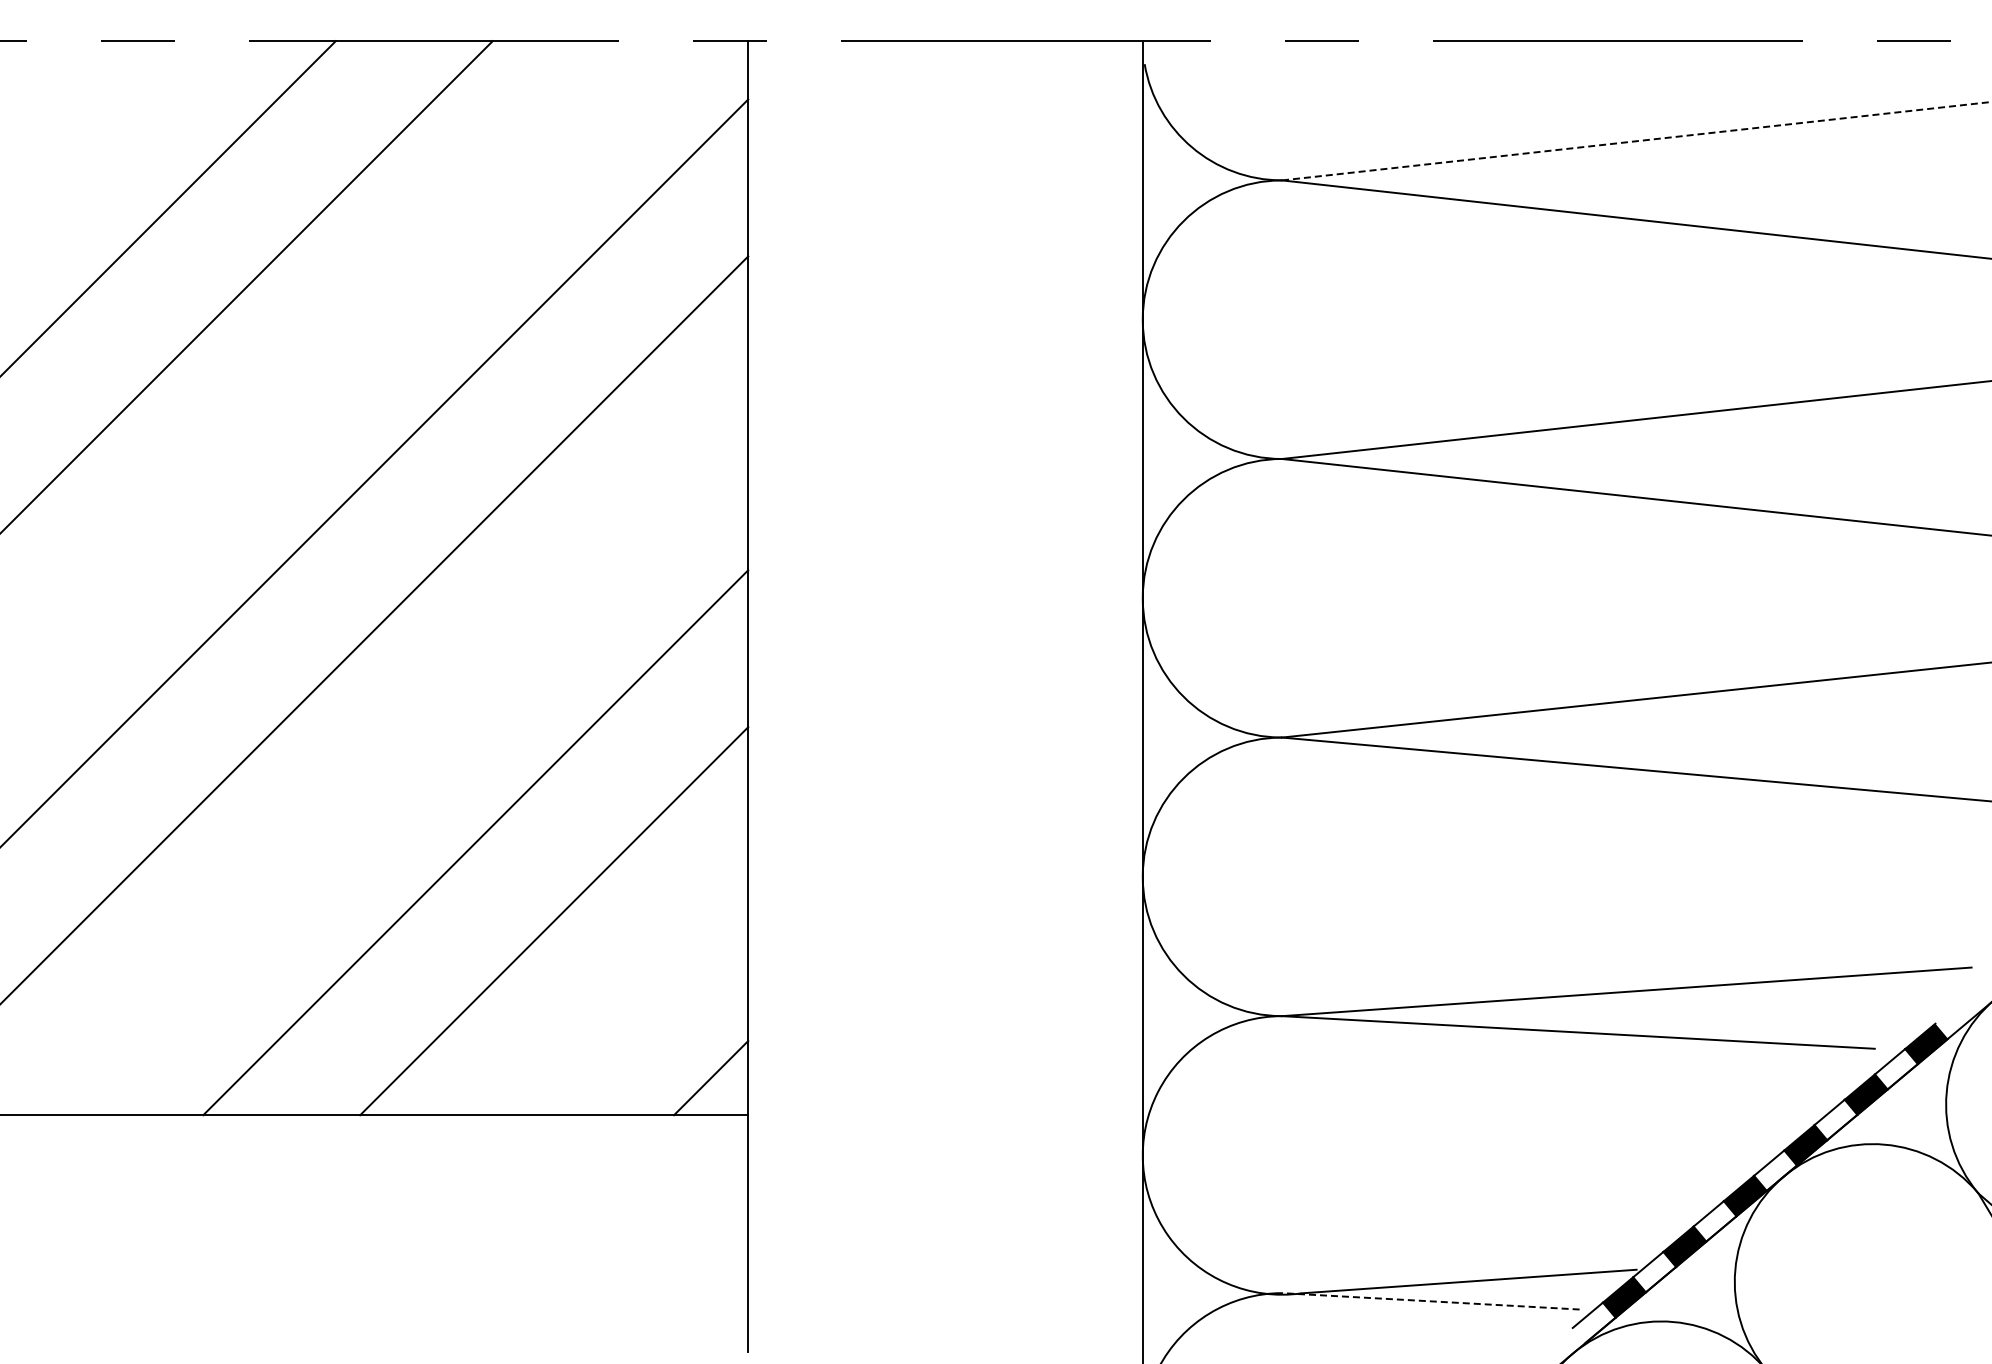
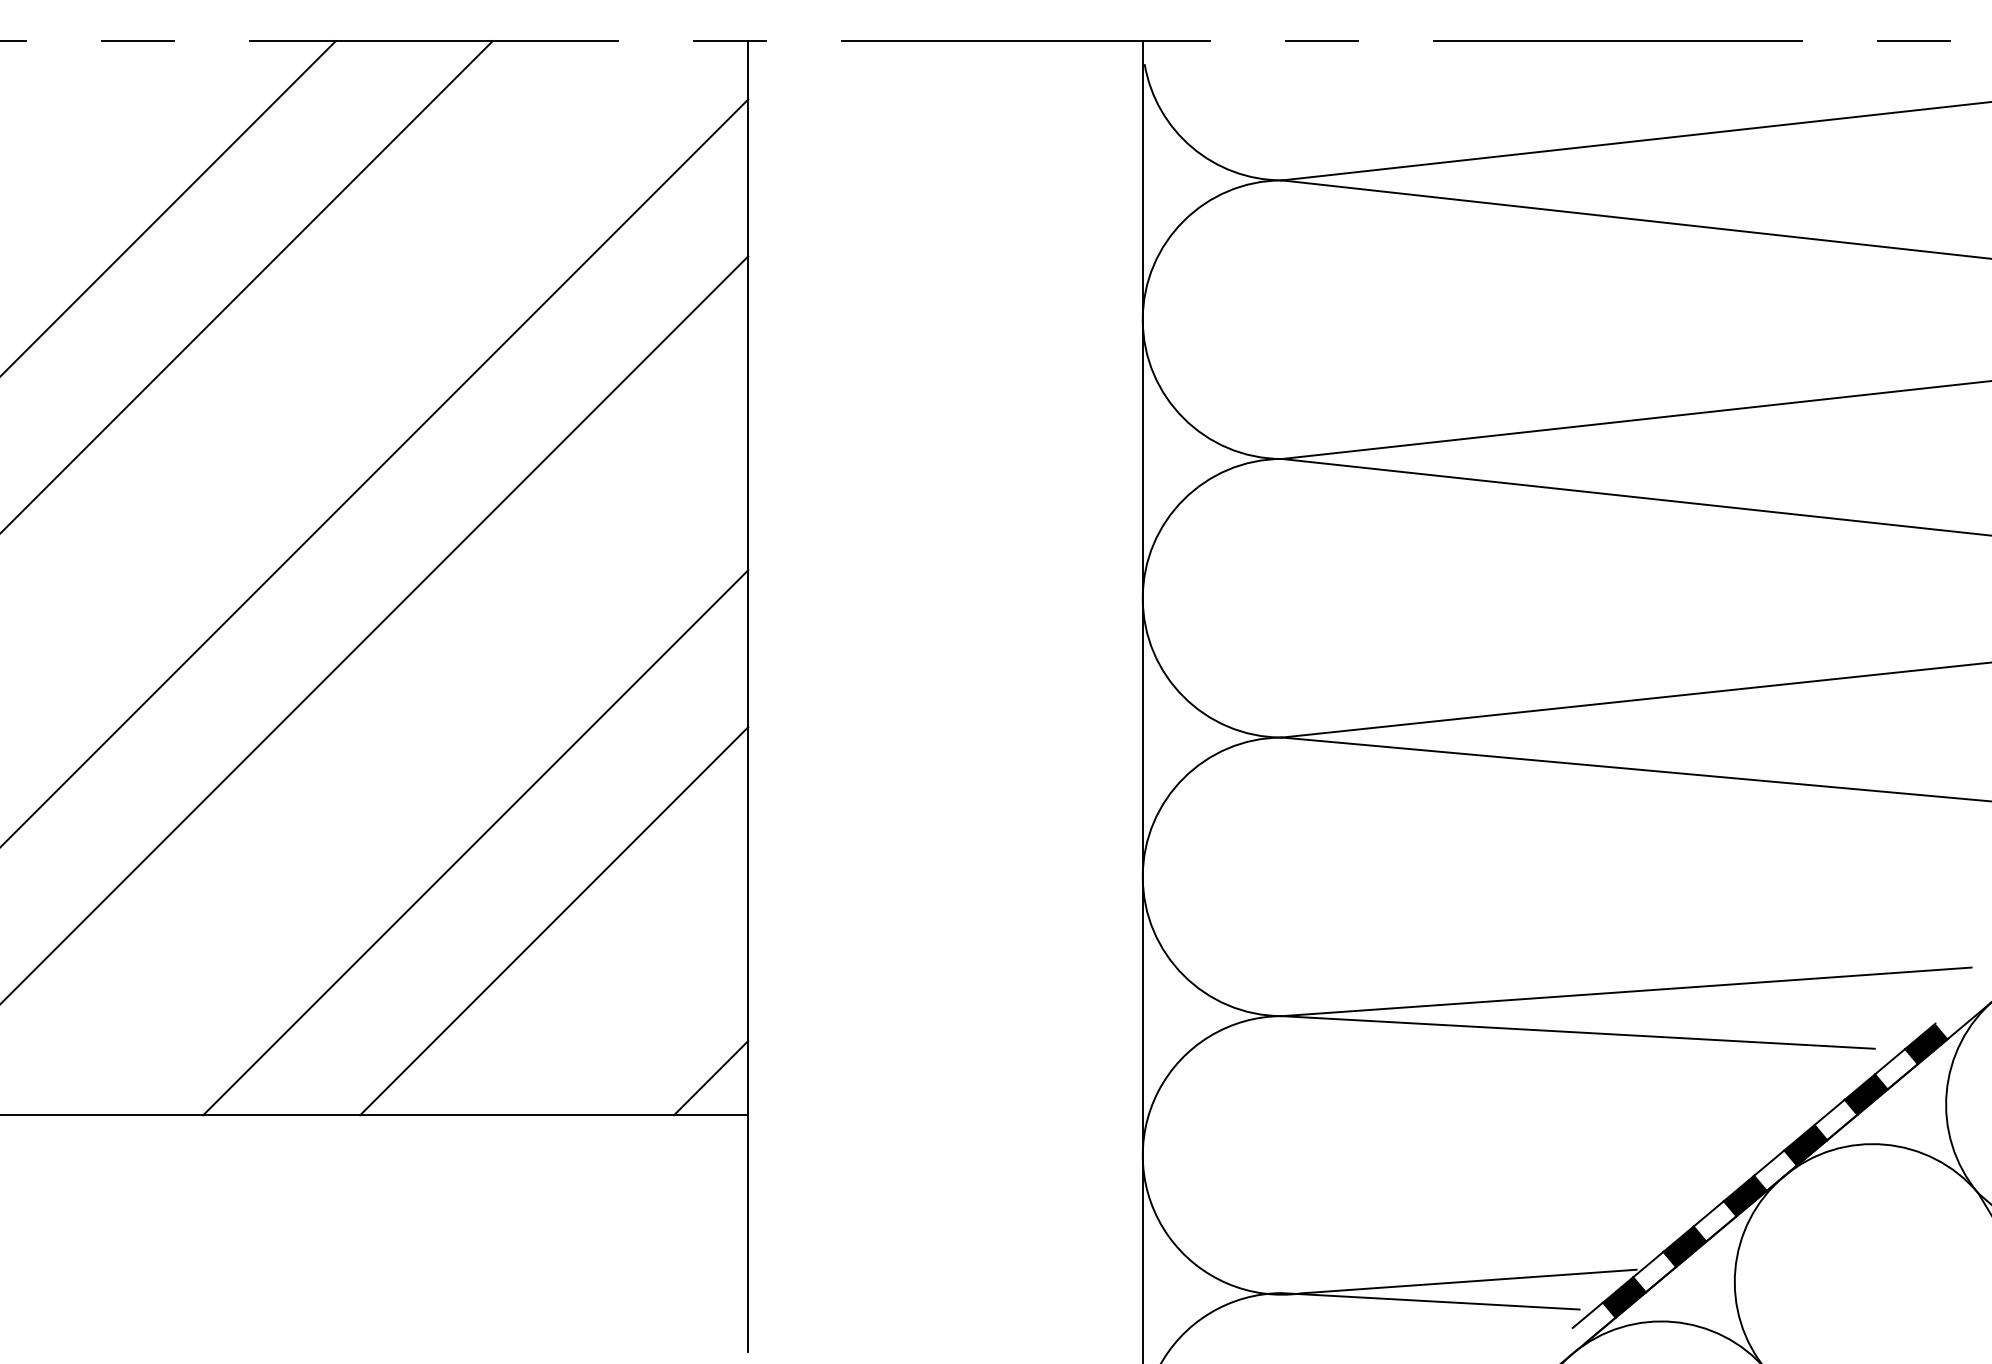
line: dashed -> solid (1636, 141)
line: dashed -> solid (1430, 1301)
